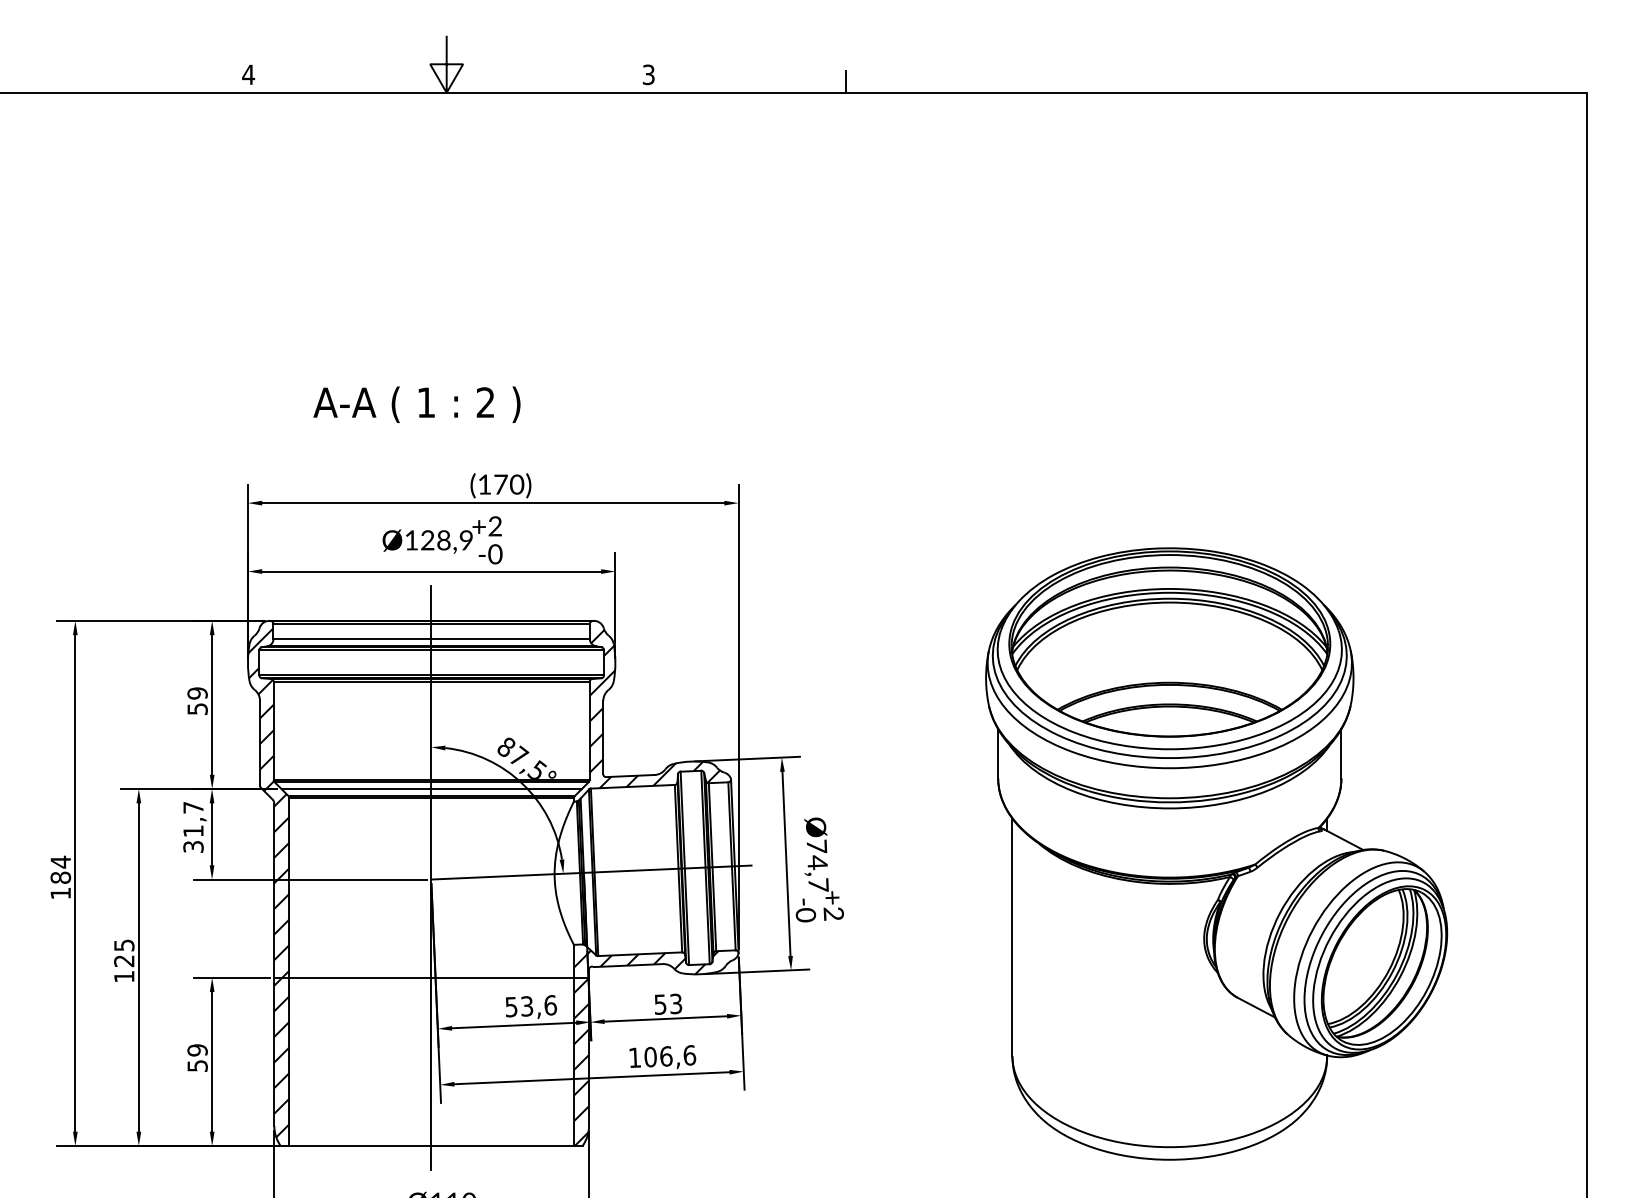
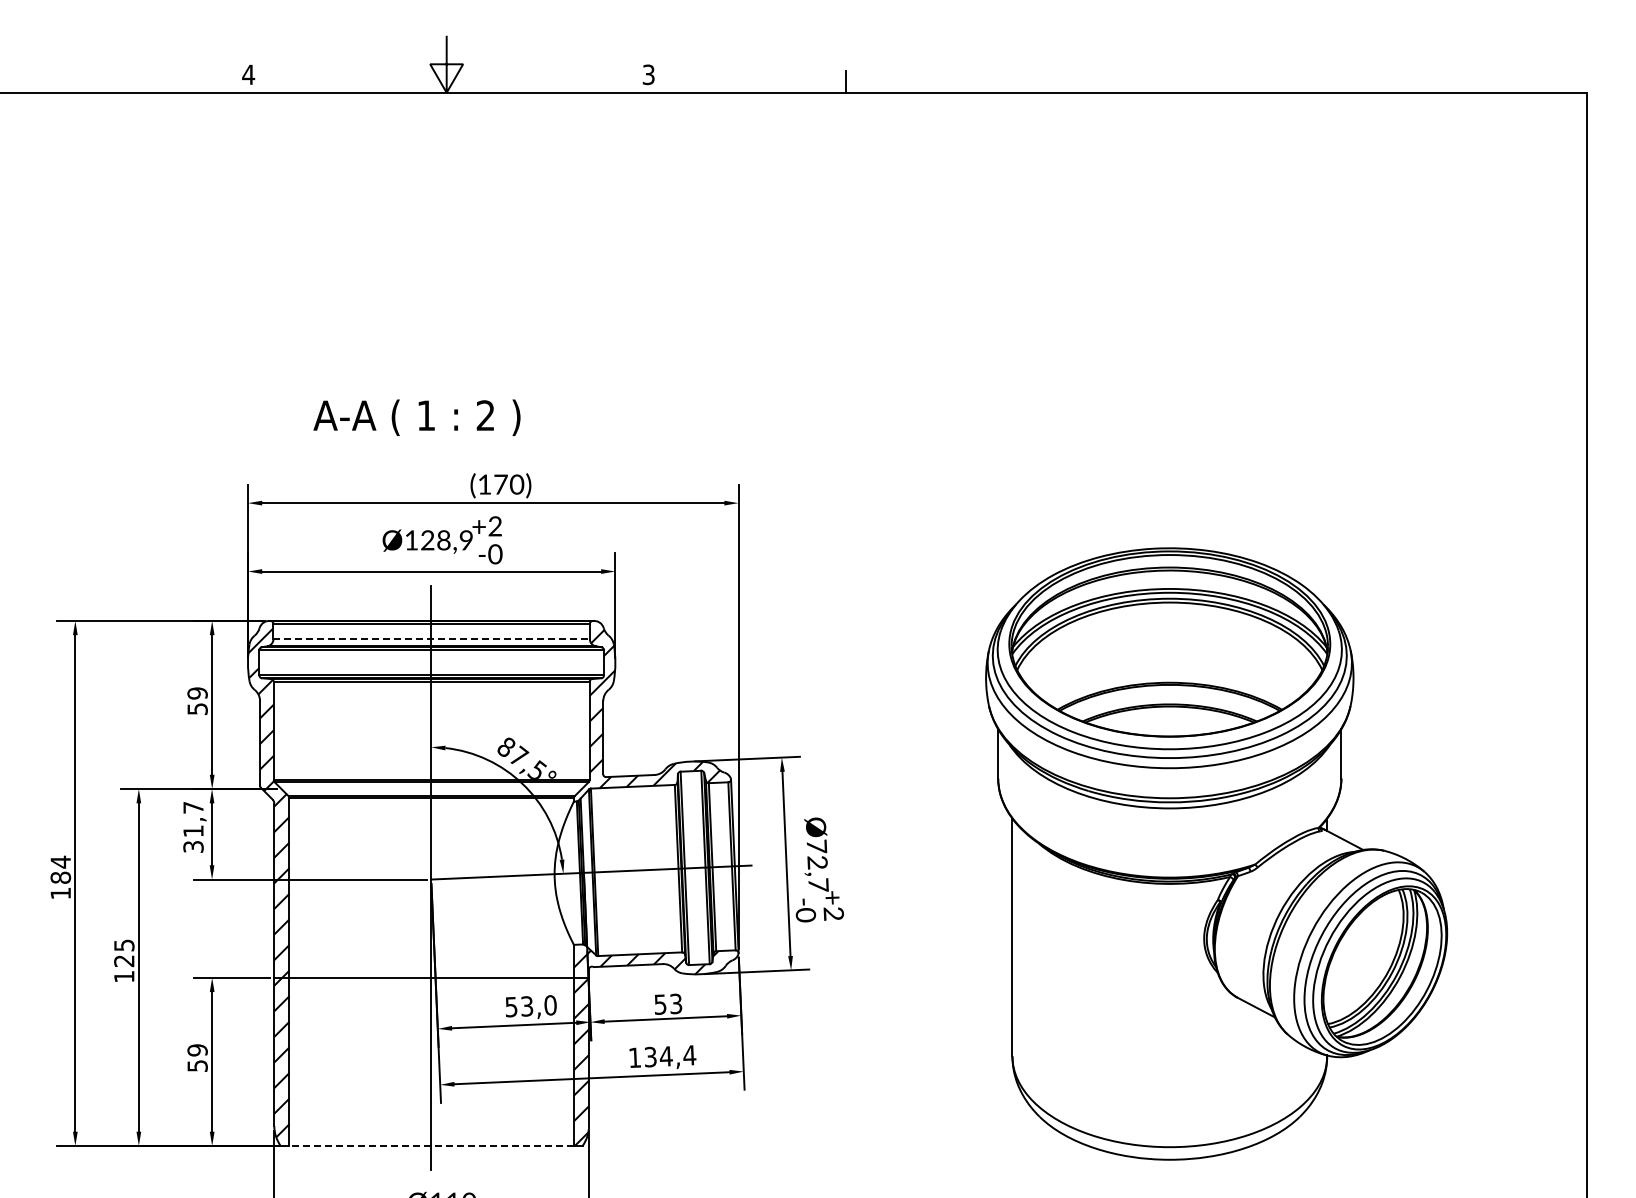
text position: (416, 404) -> (416, 417) (416, 417)
line: solid -> dashed (432, 639)
line: present -> none (431, 789)
text: Ø74,7 -> Ø72,7 (817, 862)
text: 53,6 -> 53,0 (550, 1005)
text: 106,6 -> 134,4 (670, 1056)
line: solid -> dashed (431, 1145)
